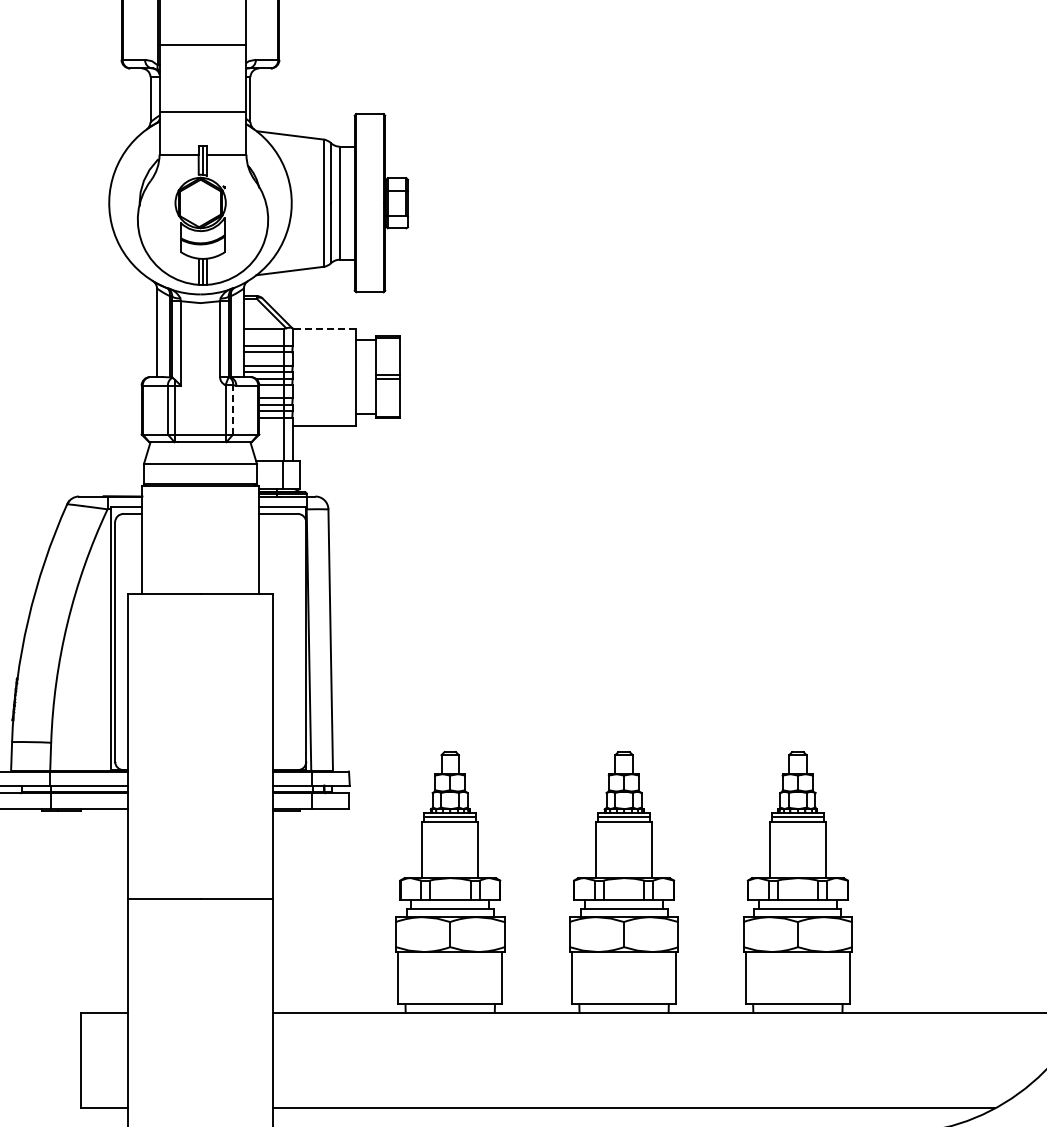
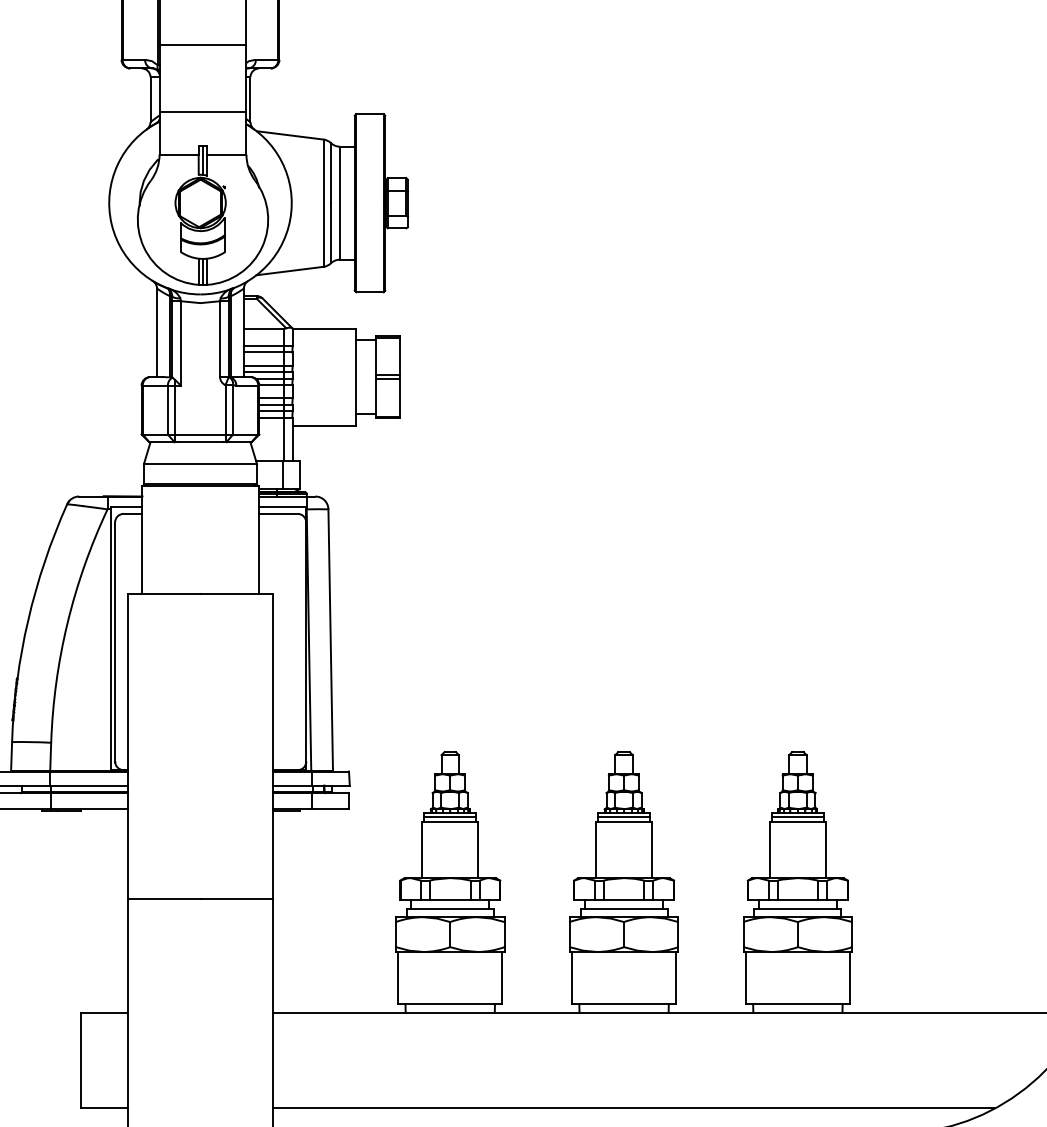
line: dashed -> solid (324, 328)
line: dashed -> solid (233, 409)
